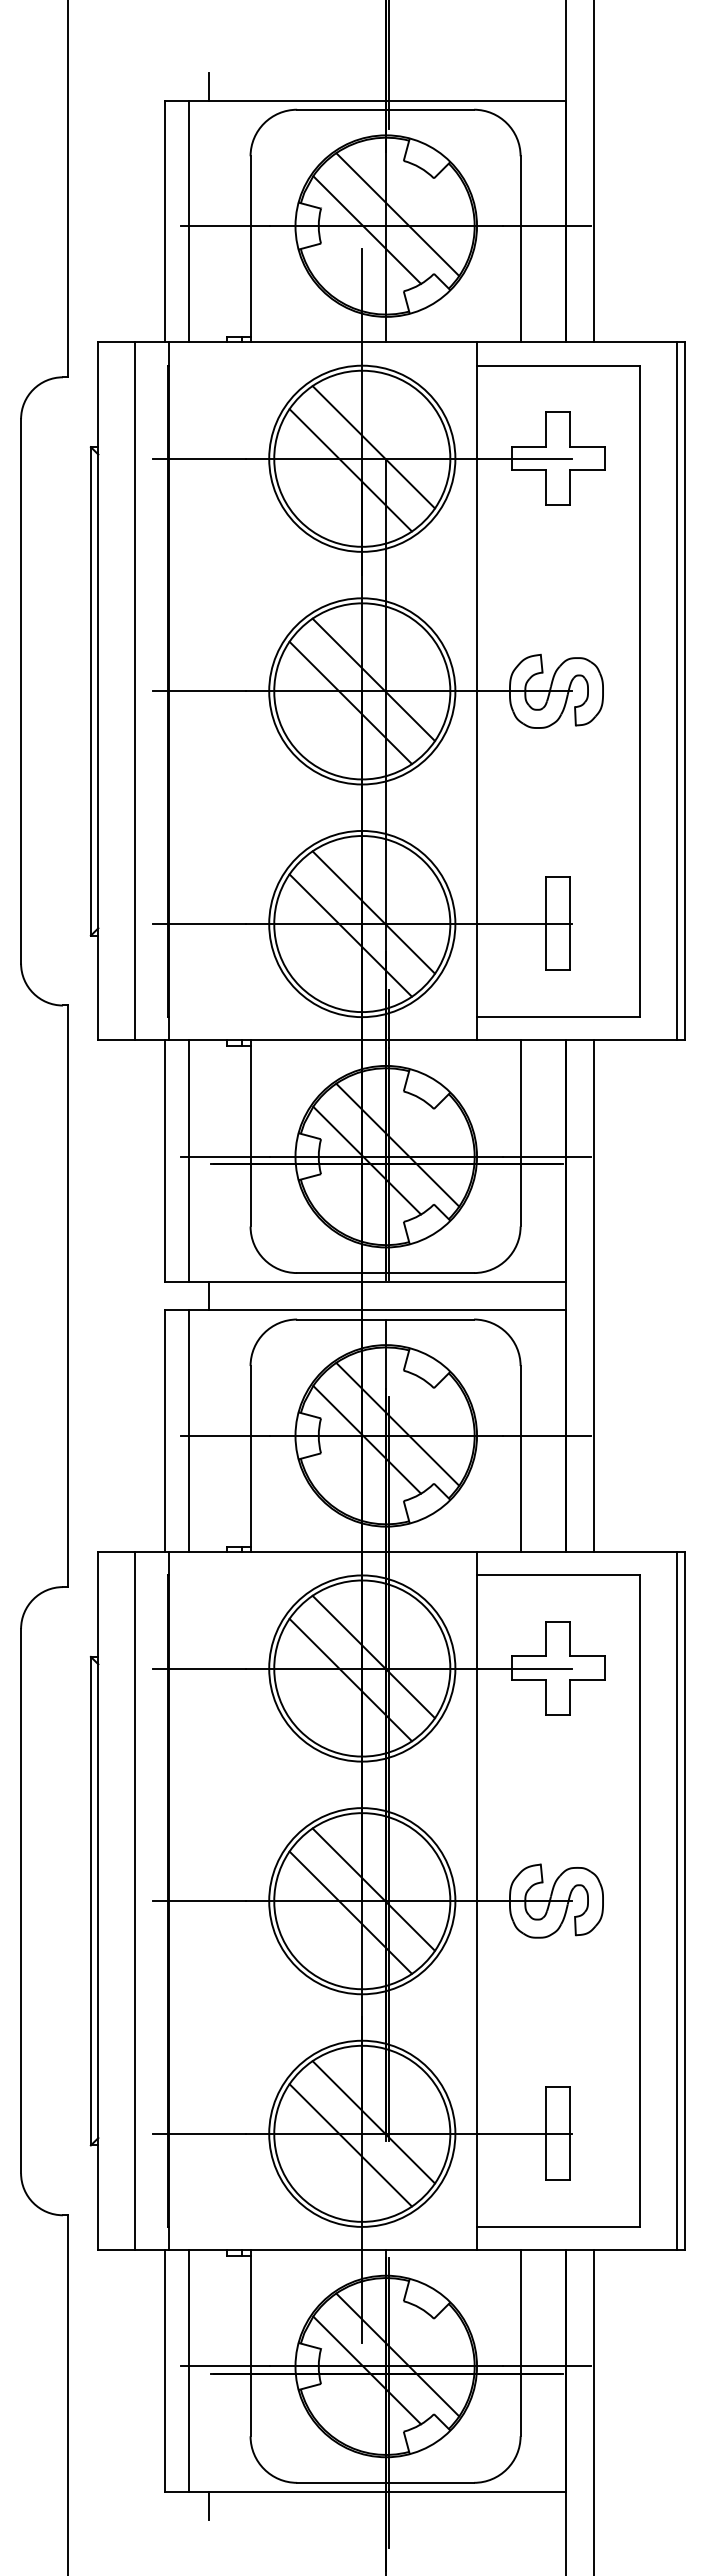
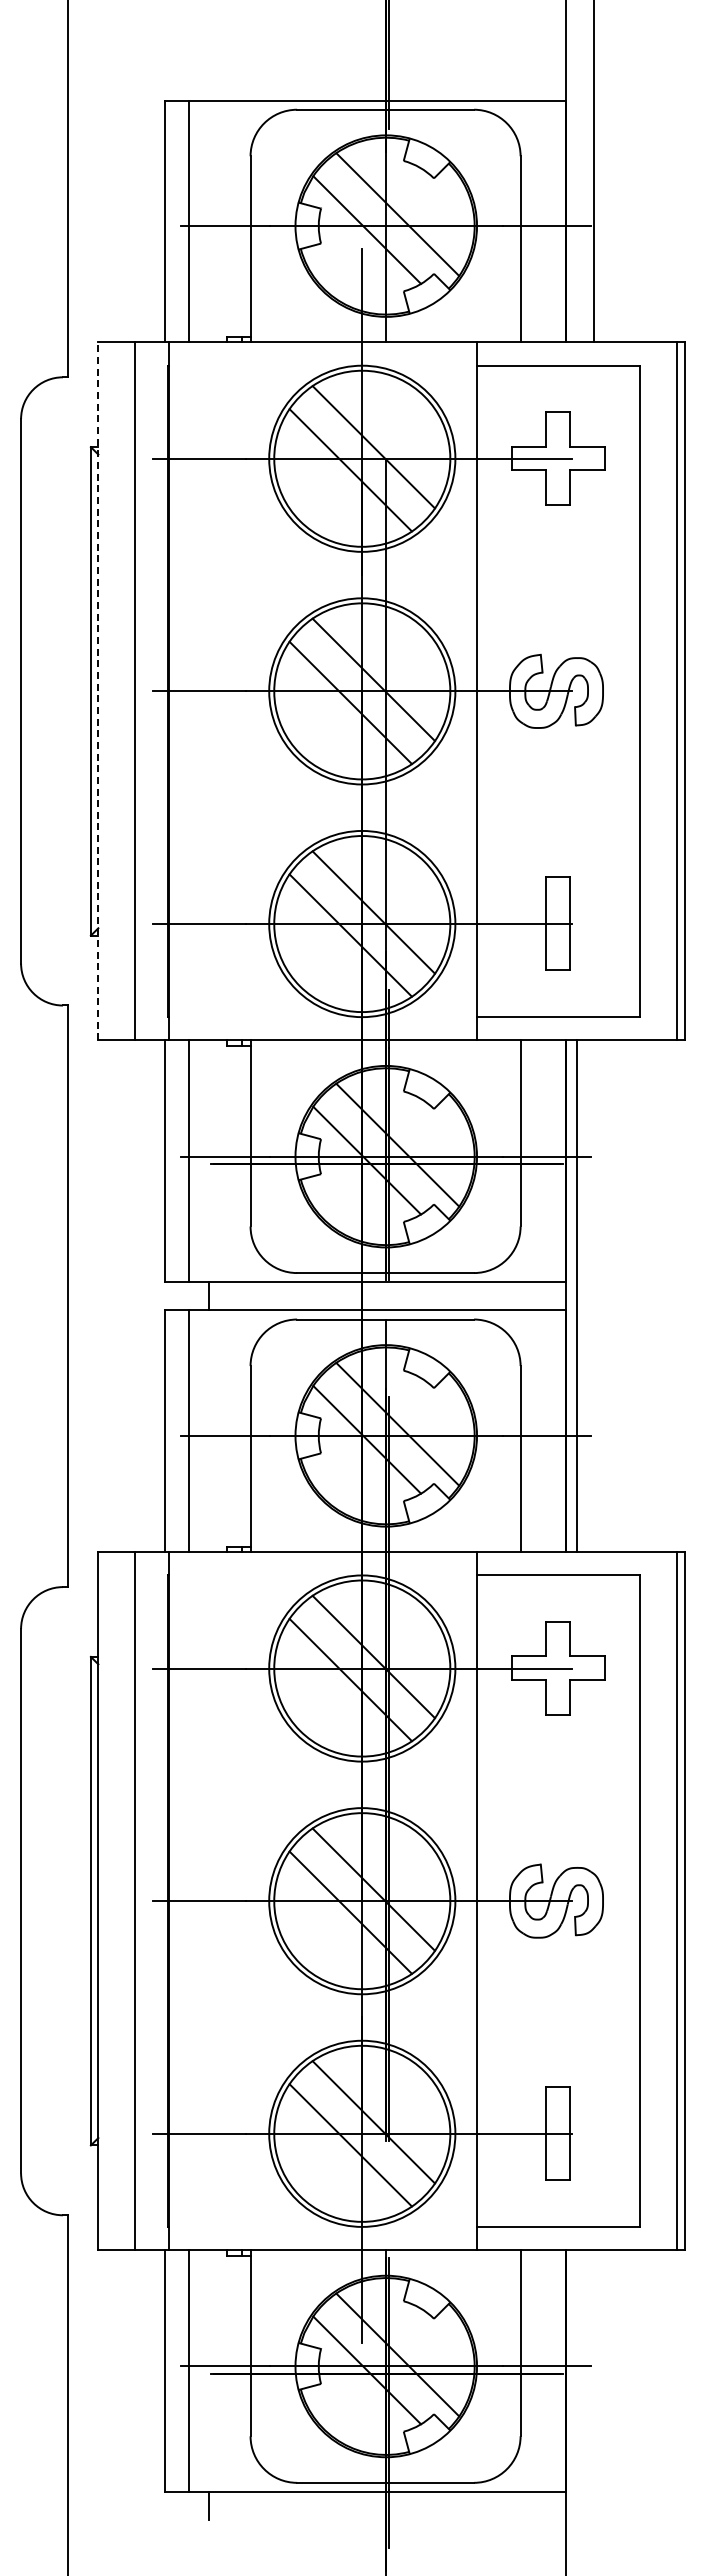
line: present -> none (208, 86)
line: solid -> dashed (98, 691)
line position: (593, 1296) -> (576, 1296) (576, 1296)
line: present -> none (593, 2411)
